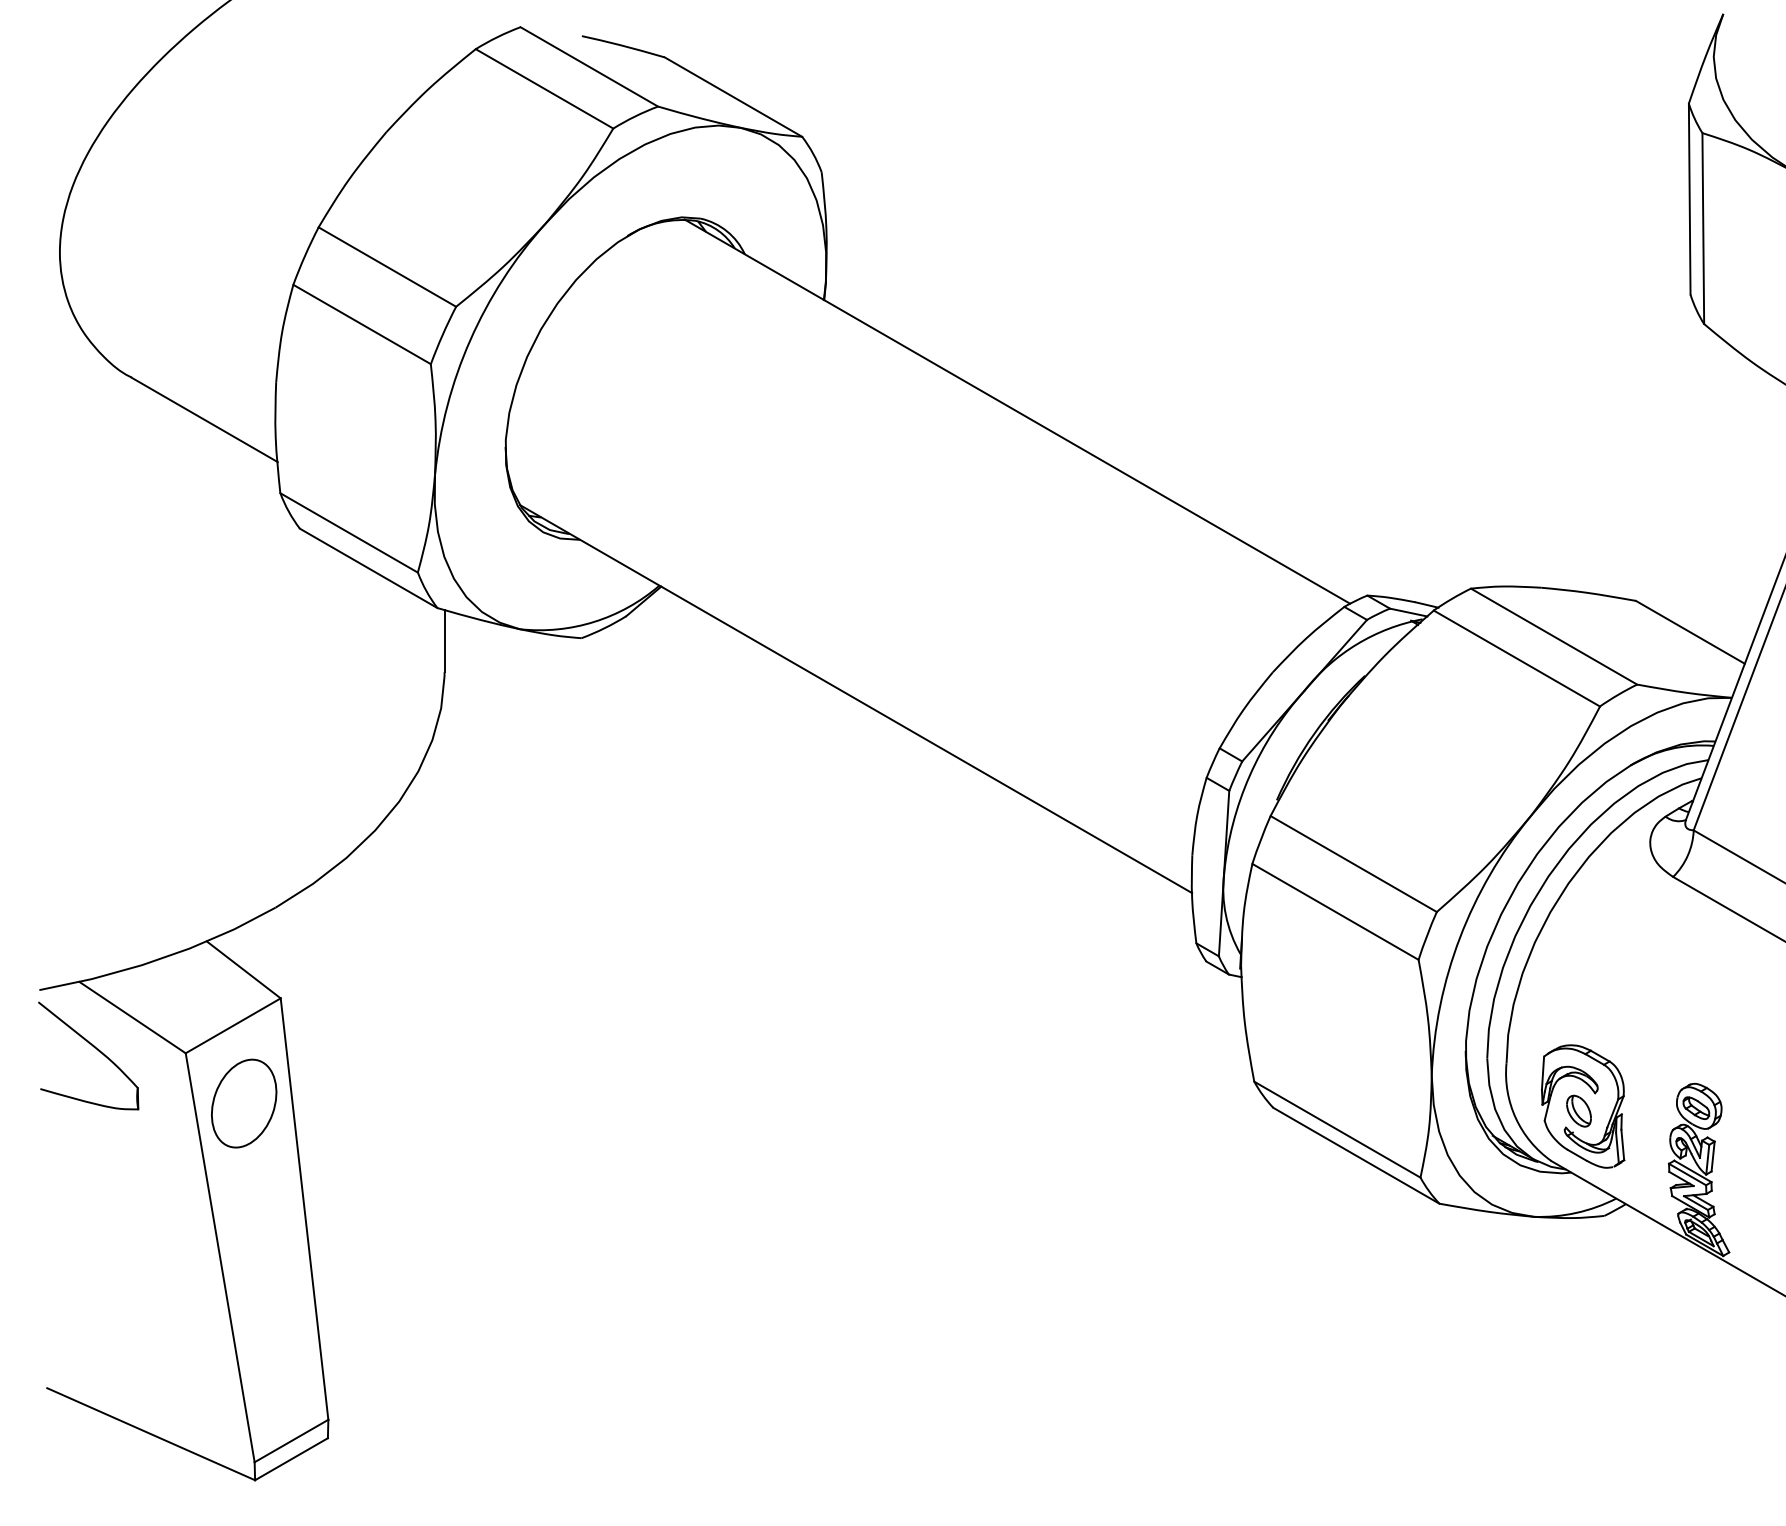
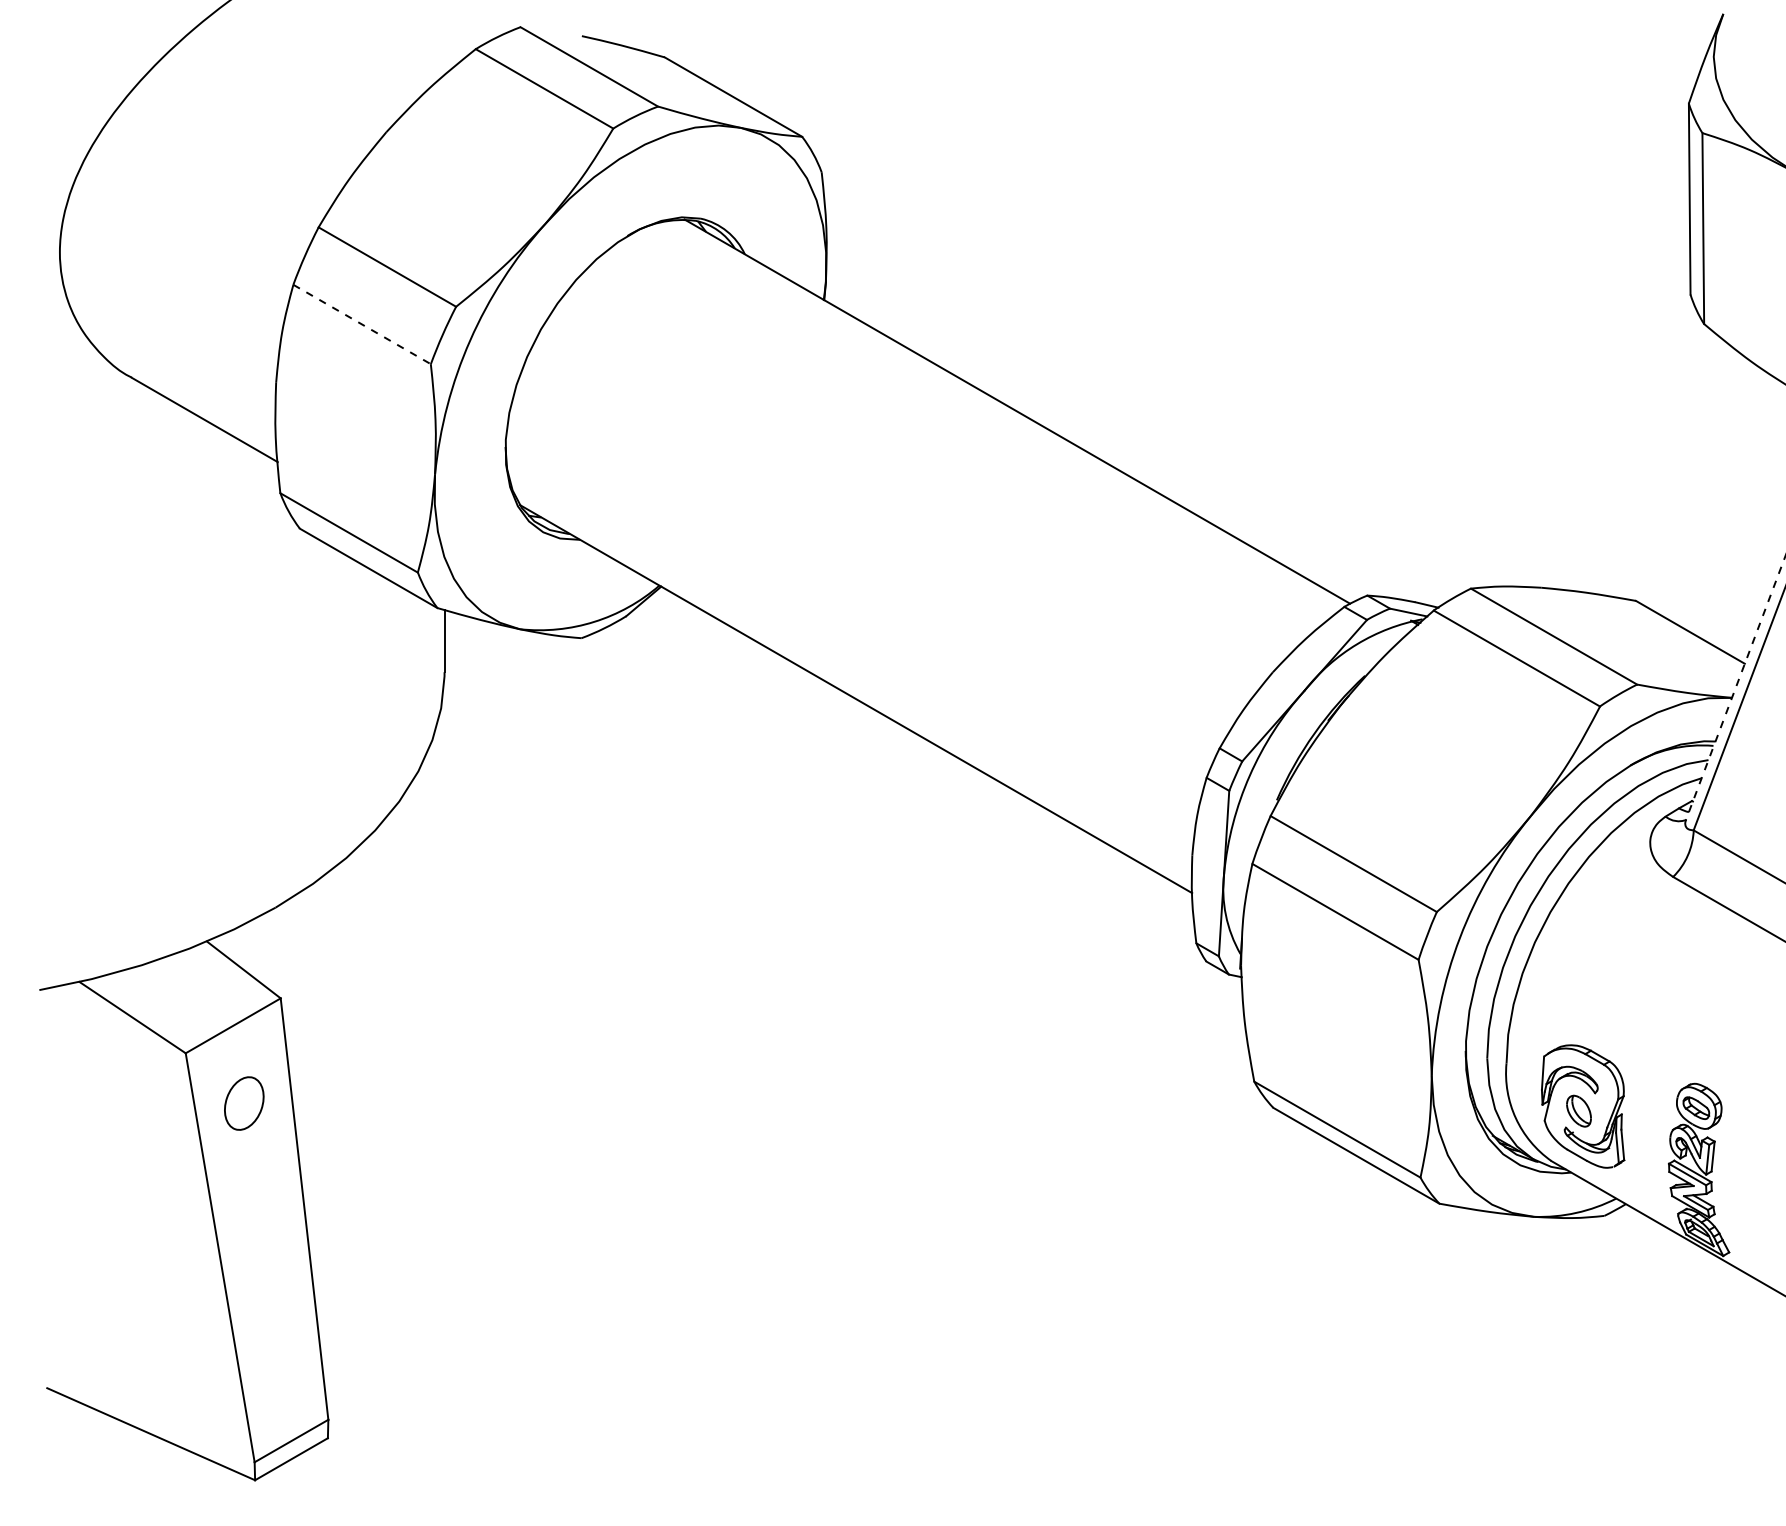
line: solid -> dashed (362, 324)
line: solid -> dashed (1735, 688)
part: present -> none (94, 1048)
part size: 67x91 px -> 41x55 px (244, 1103)
